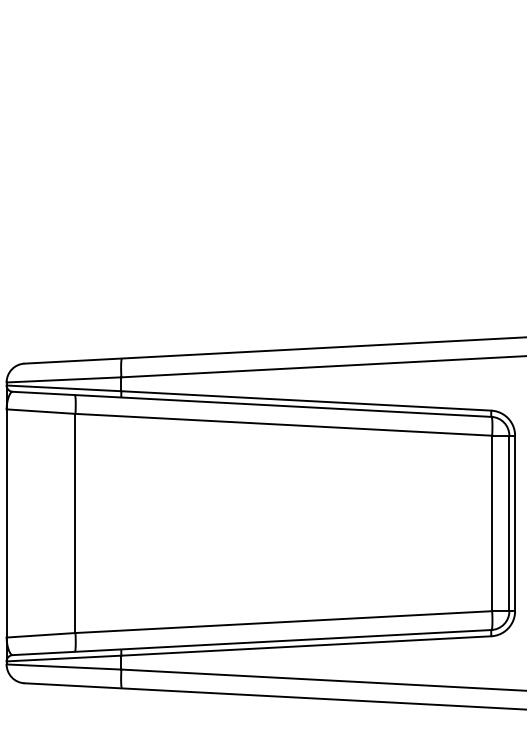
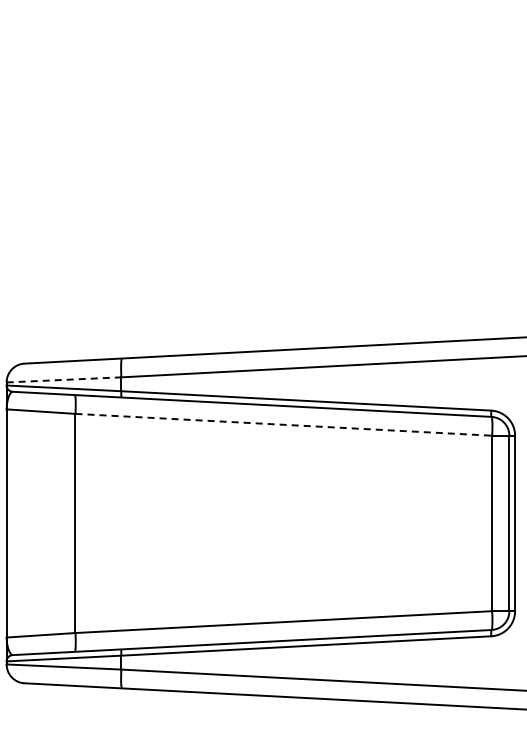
line: solid -> dashed (64, 379)
line: solid -> dashed (283, 424)
